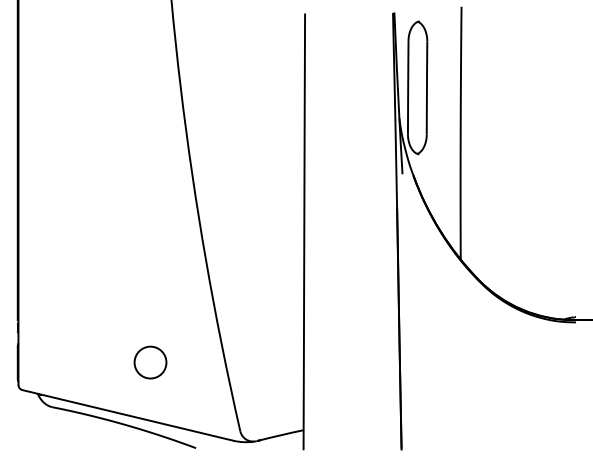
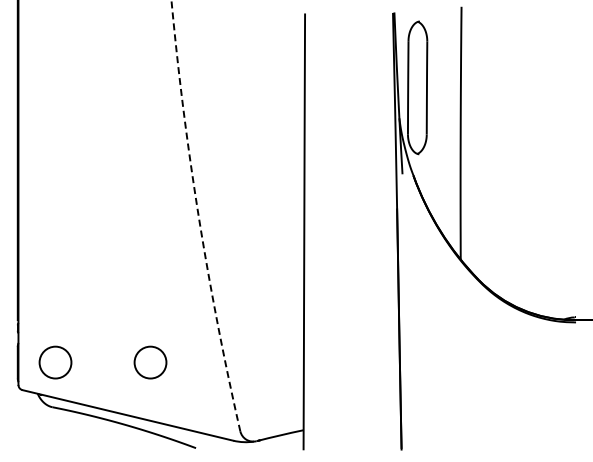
arc: solid -> dashed (198, 216)
circle: none -> present (55, 362)
